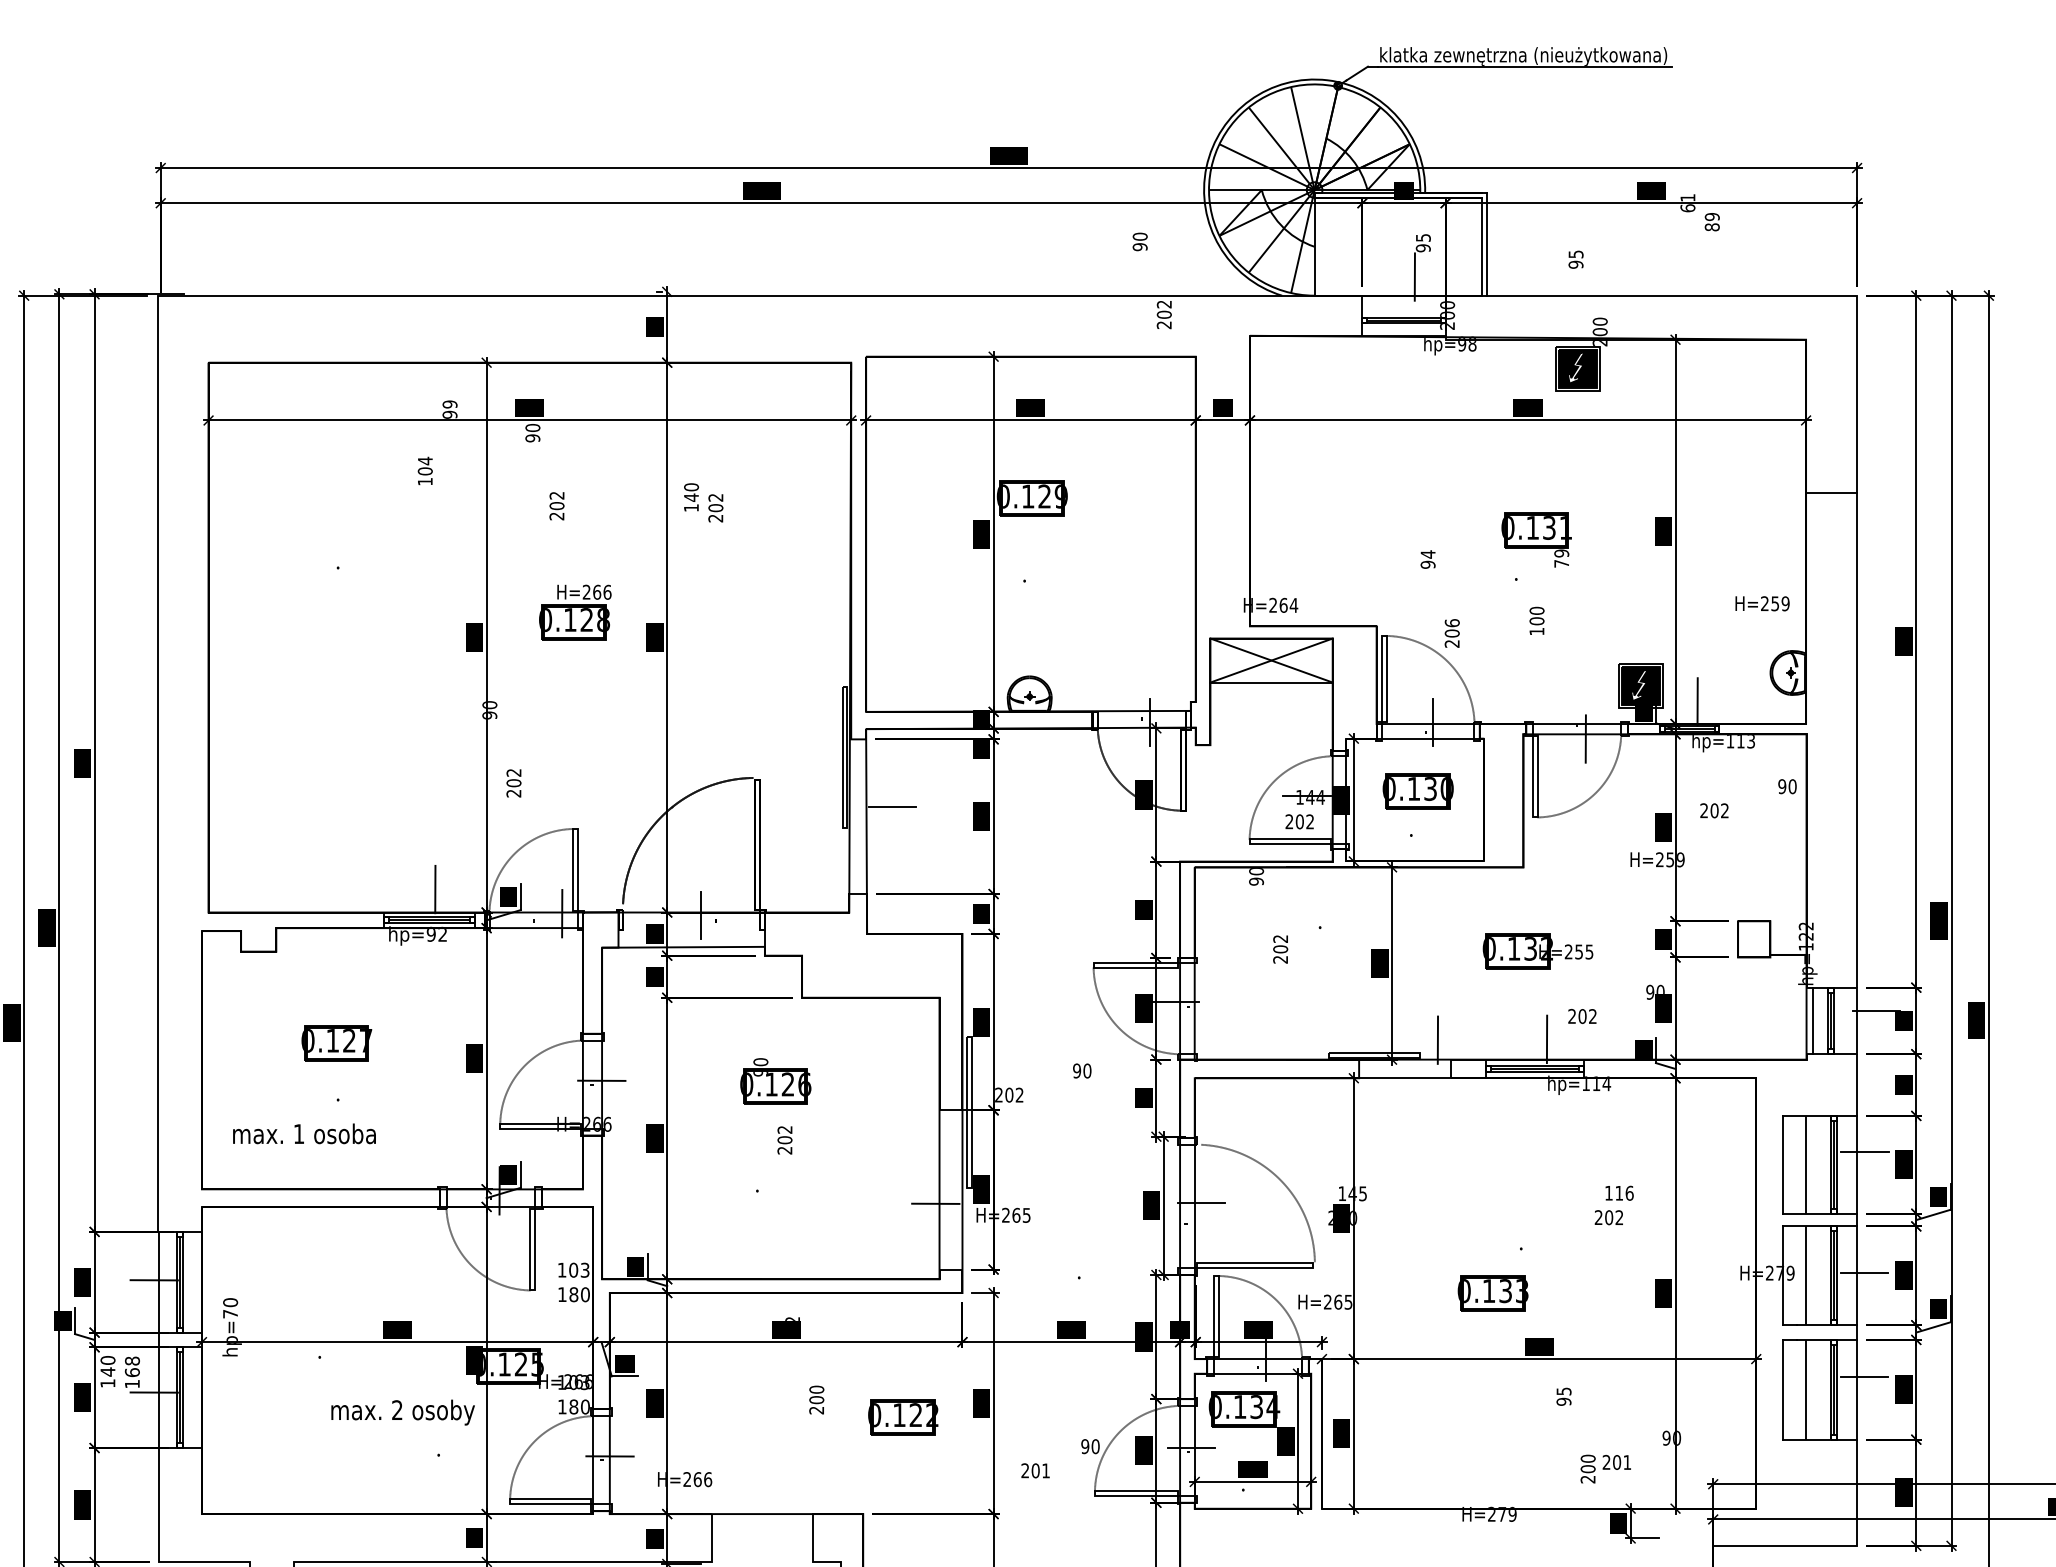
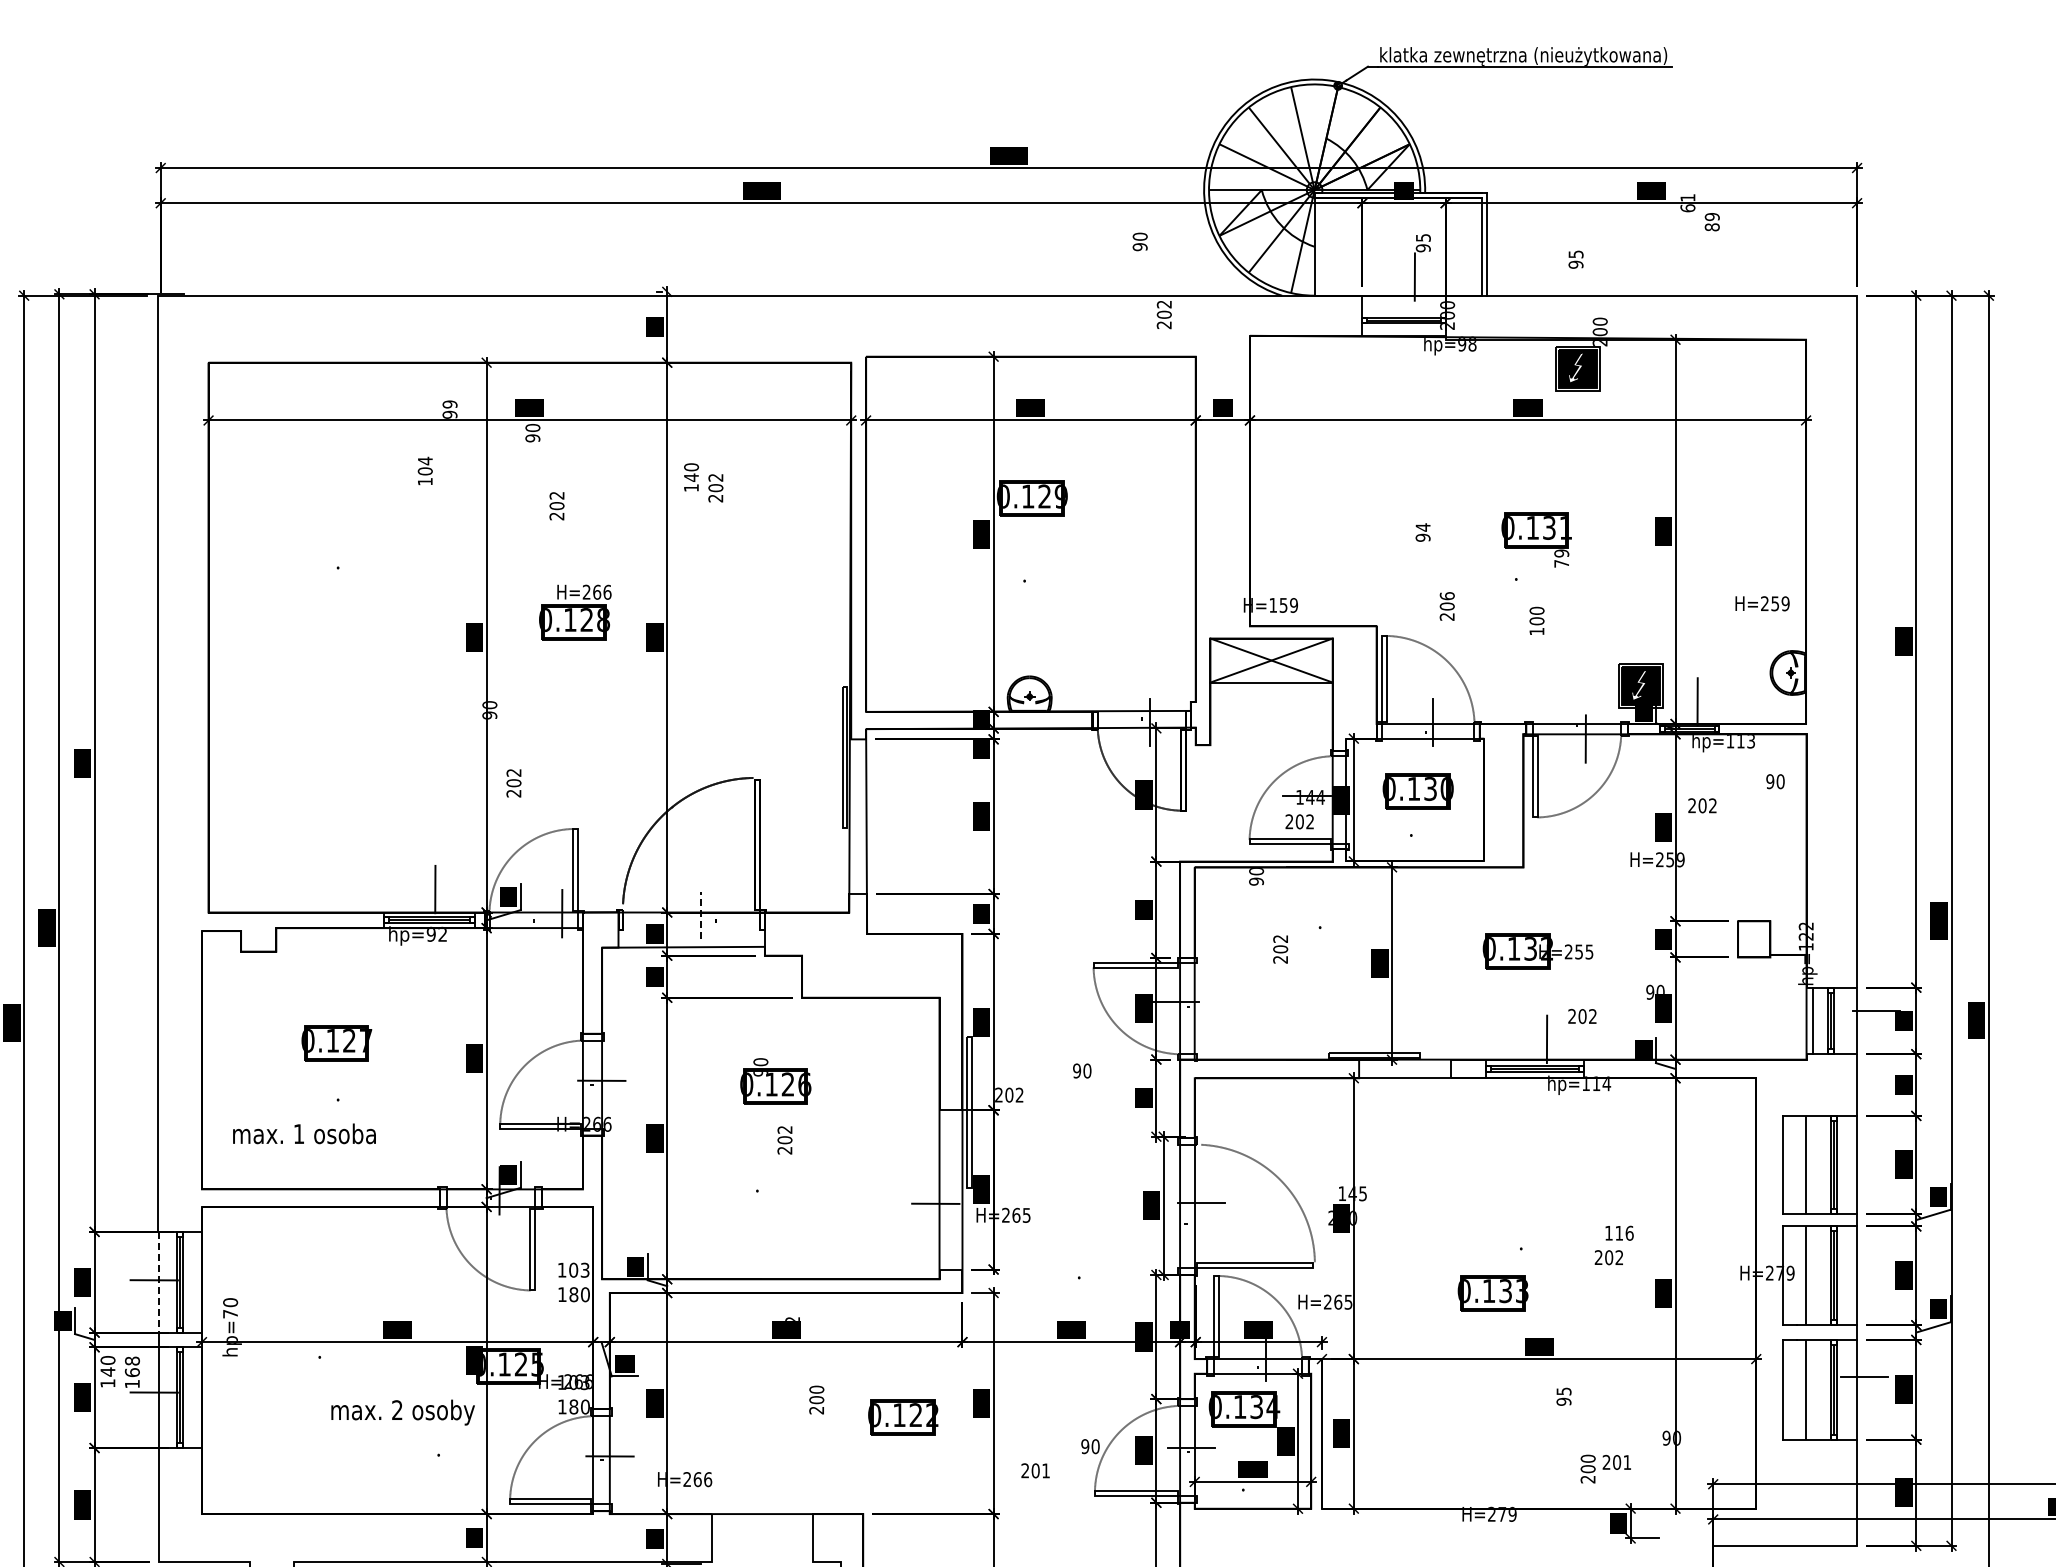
line: present -> none (1831, 492)
text position: (703, 502) -> (703, 482) (703, 482)
text position: (1439, 598) -> (1434, 571) (1434, 571)
text: H=264 -> H=159 (1283, 604)
text position: (1748, 798) -> (1736, 793) (1736, 793)
line: present -> none (891, 807)
line: solid -> dashed (701, 915)
line: present -> none (1437, 1039)
line: present -> none (1864, 1152)
text position: (1613, 1205) -> (1613, 1245) (1613, 1245)
line: present -> none (1864, 1273)
line: solid -> dashed (158, 1282)
